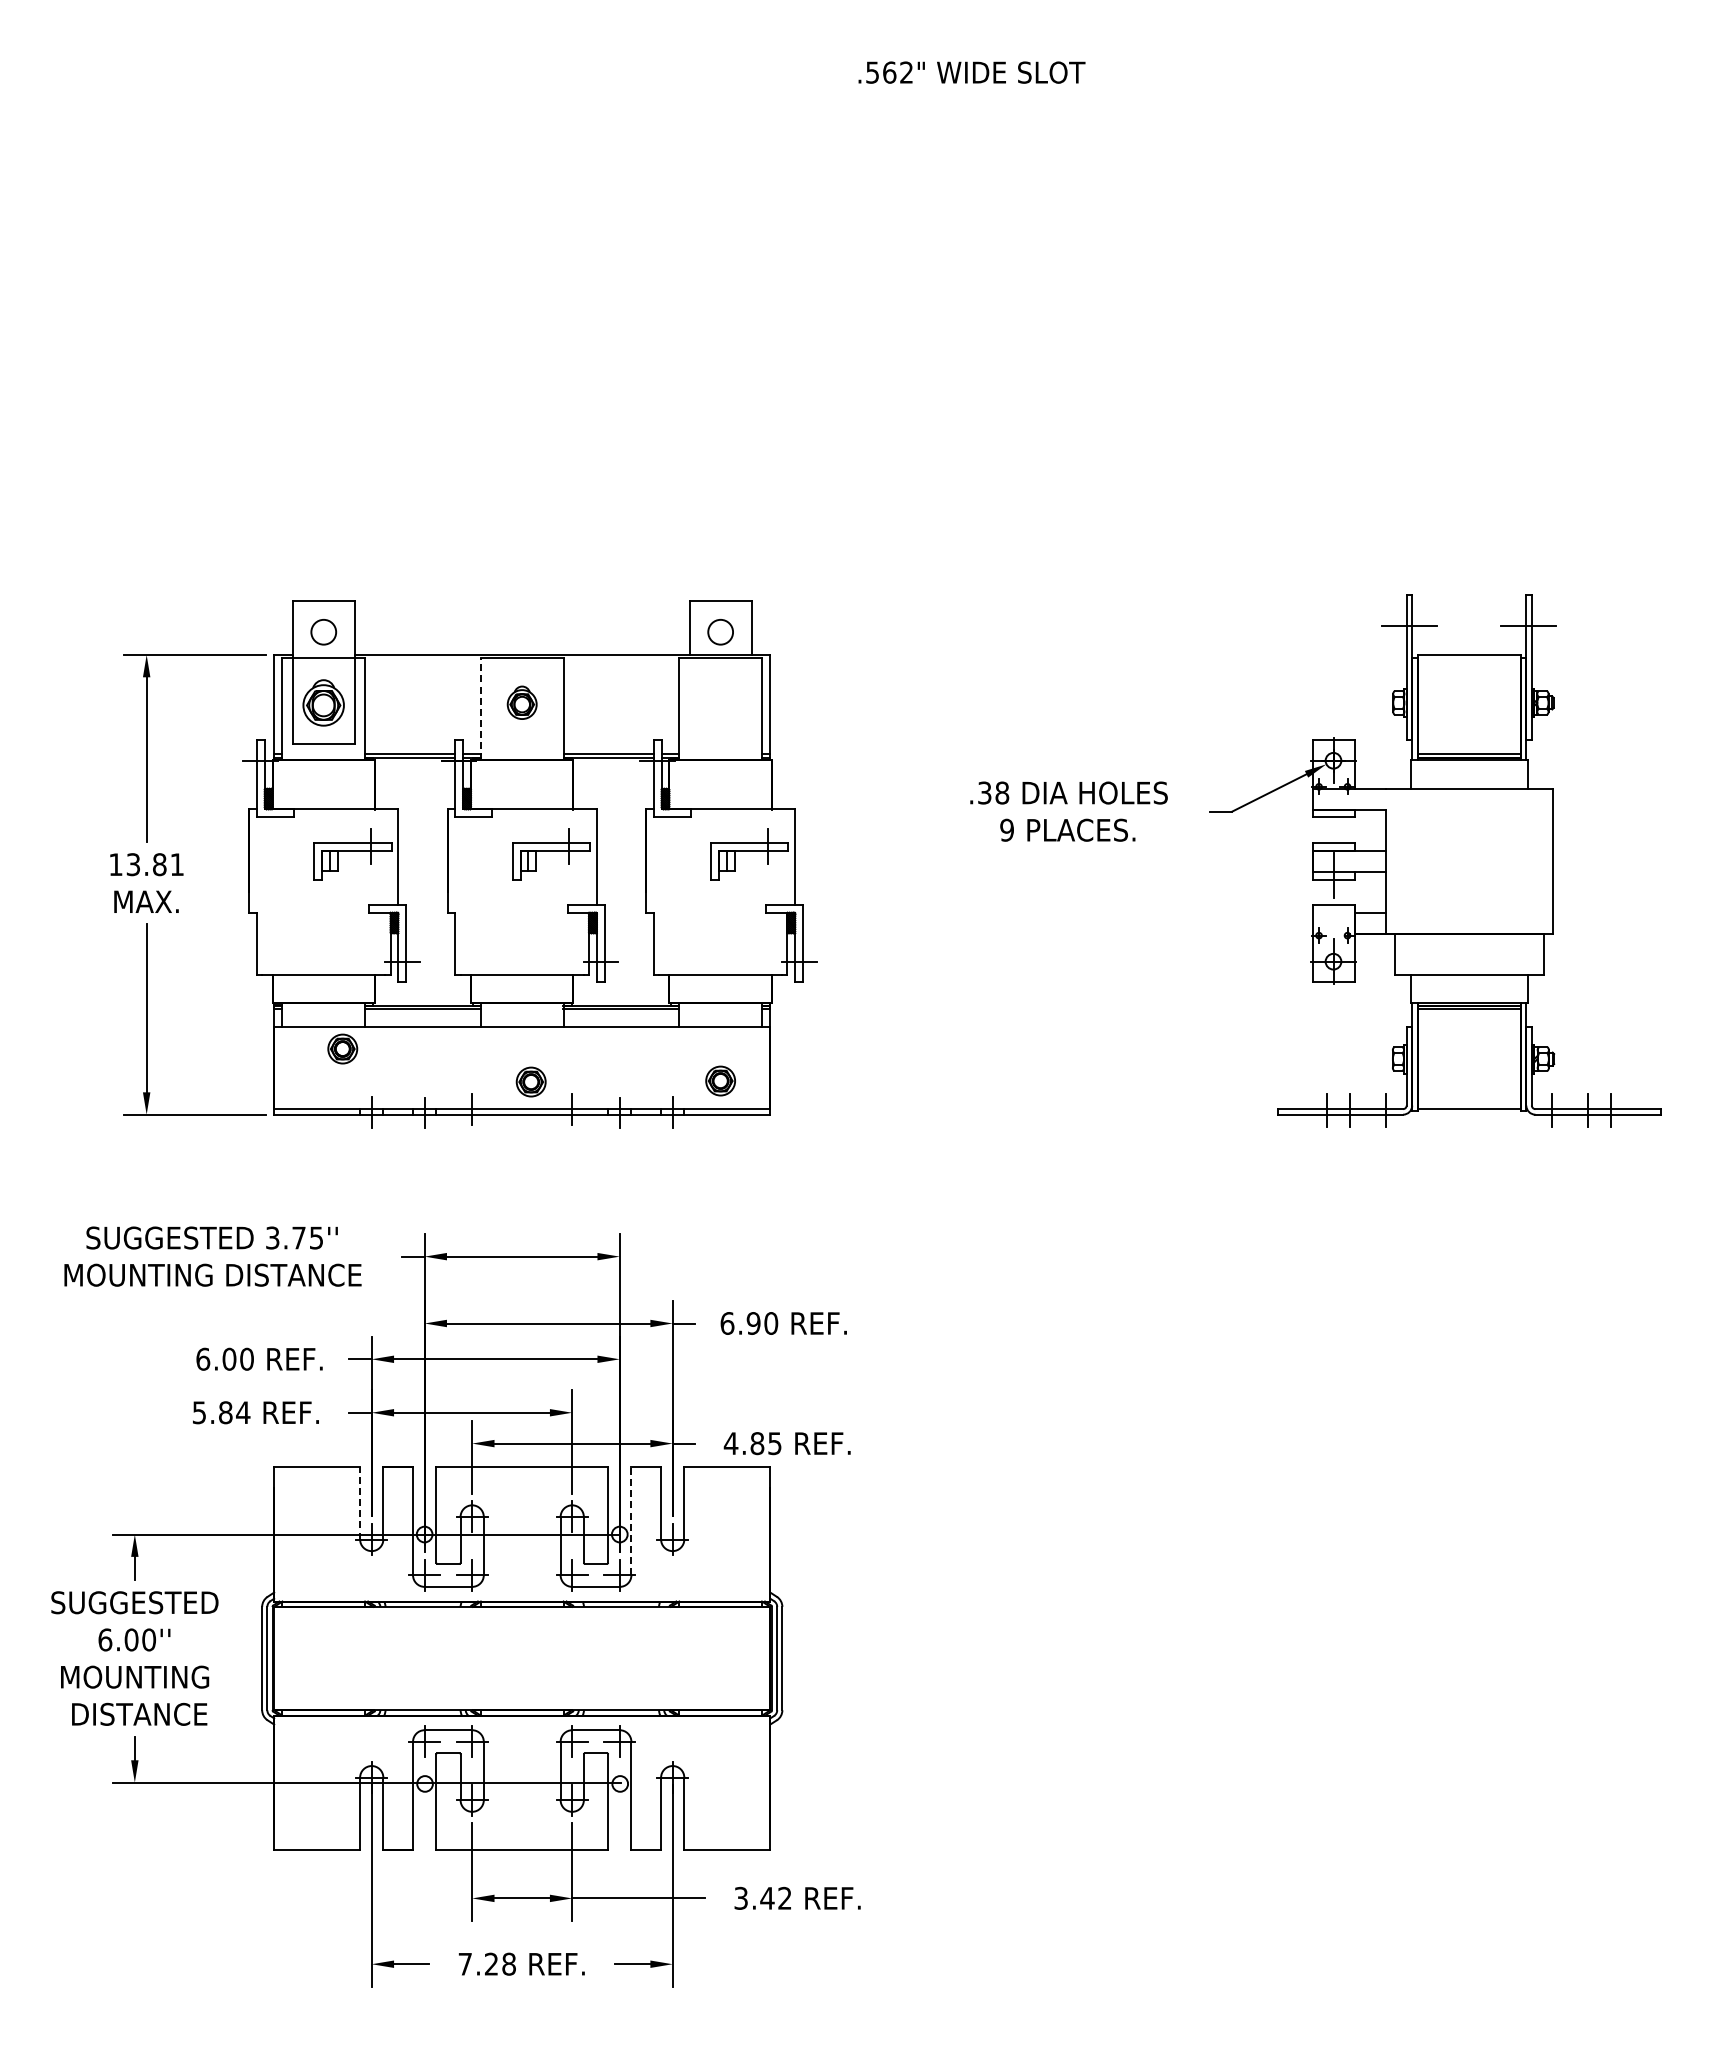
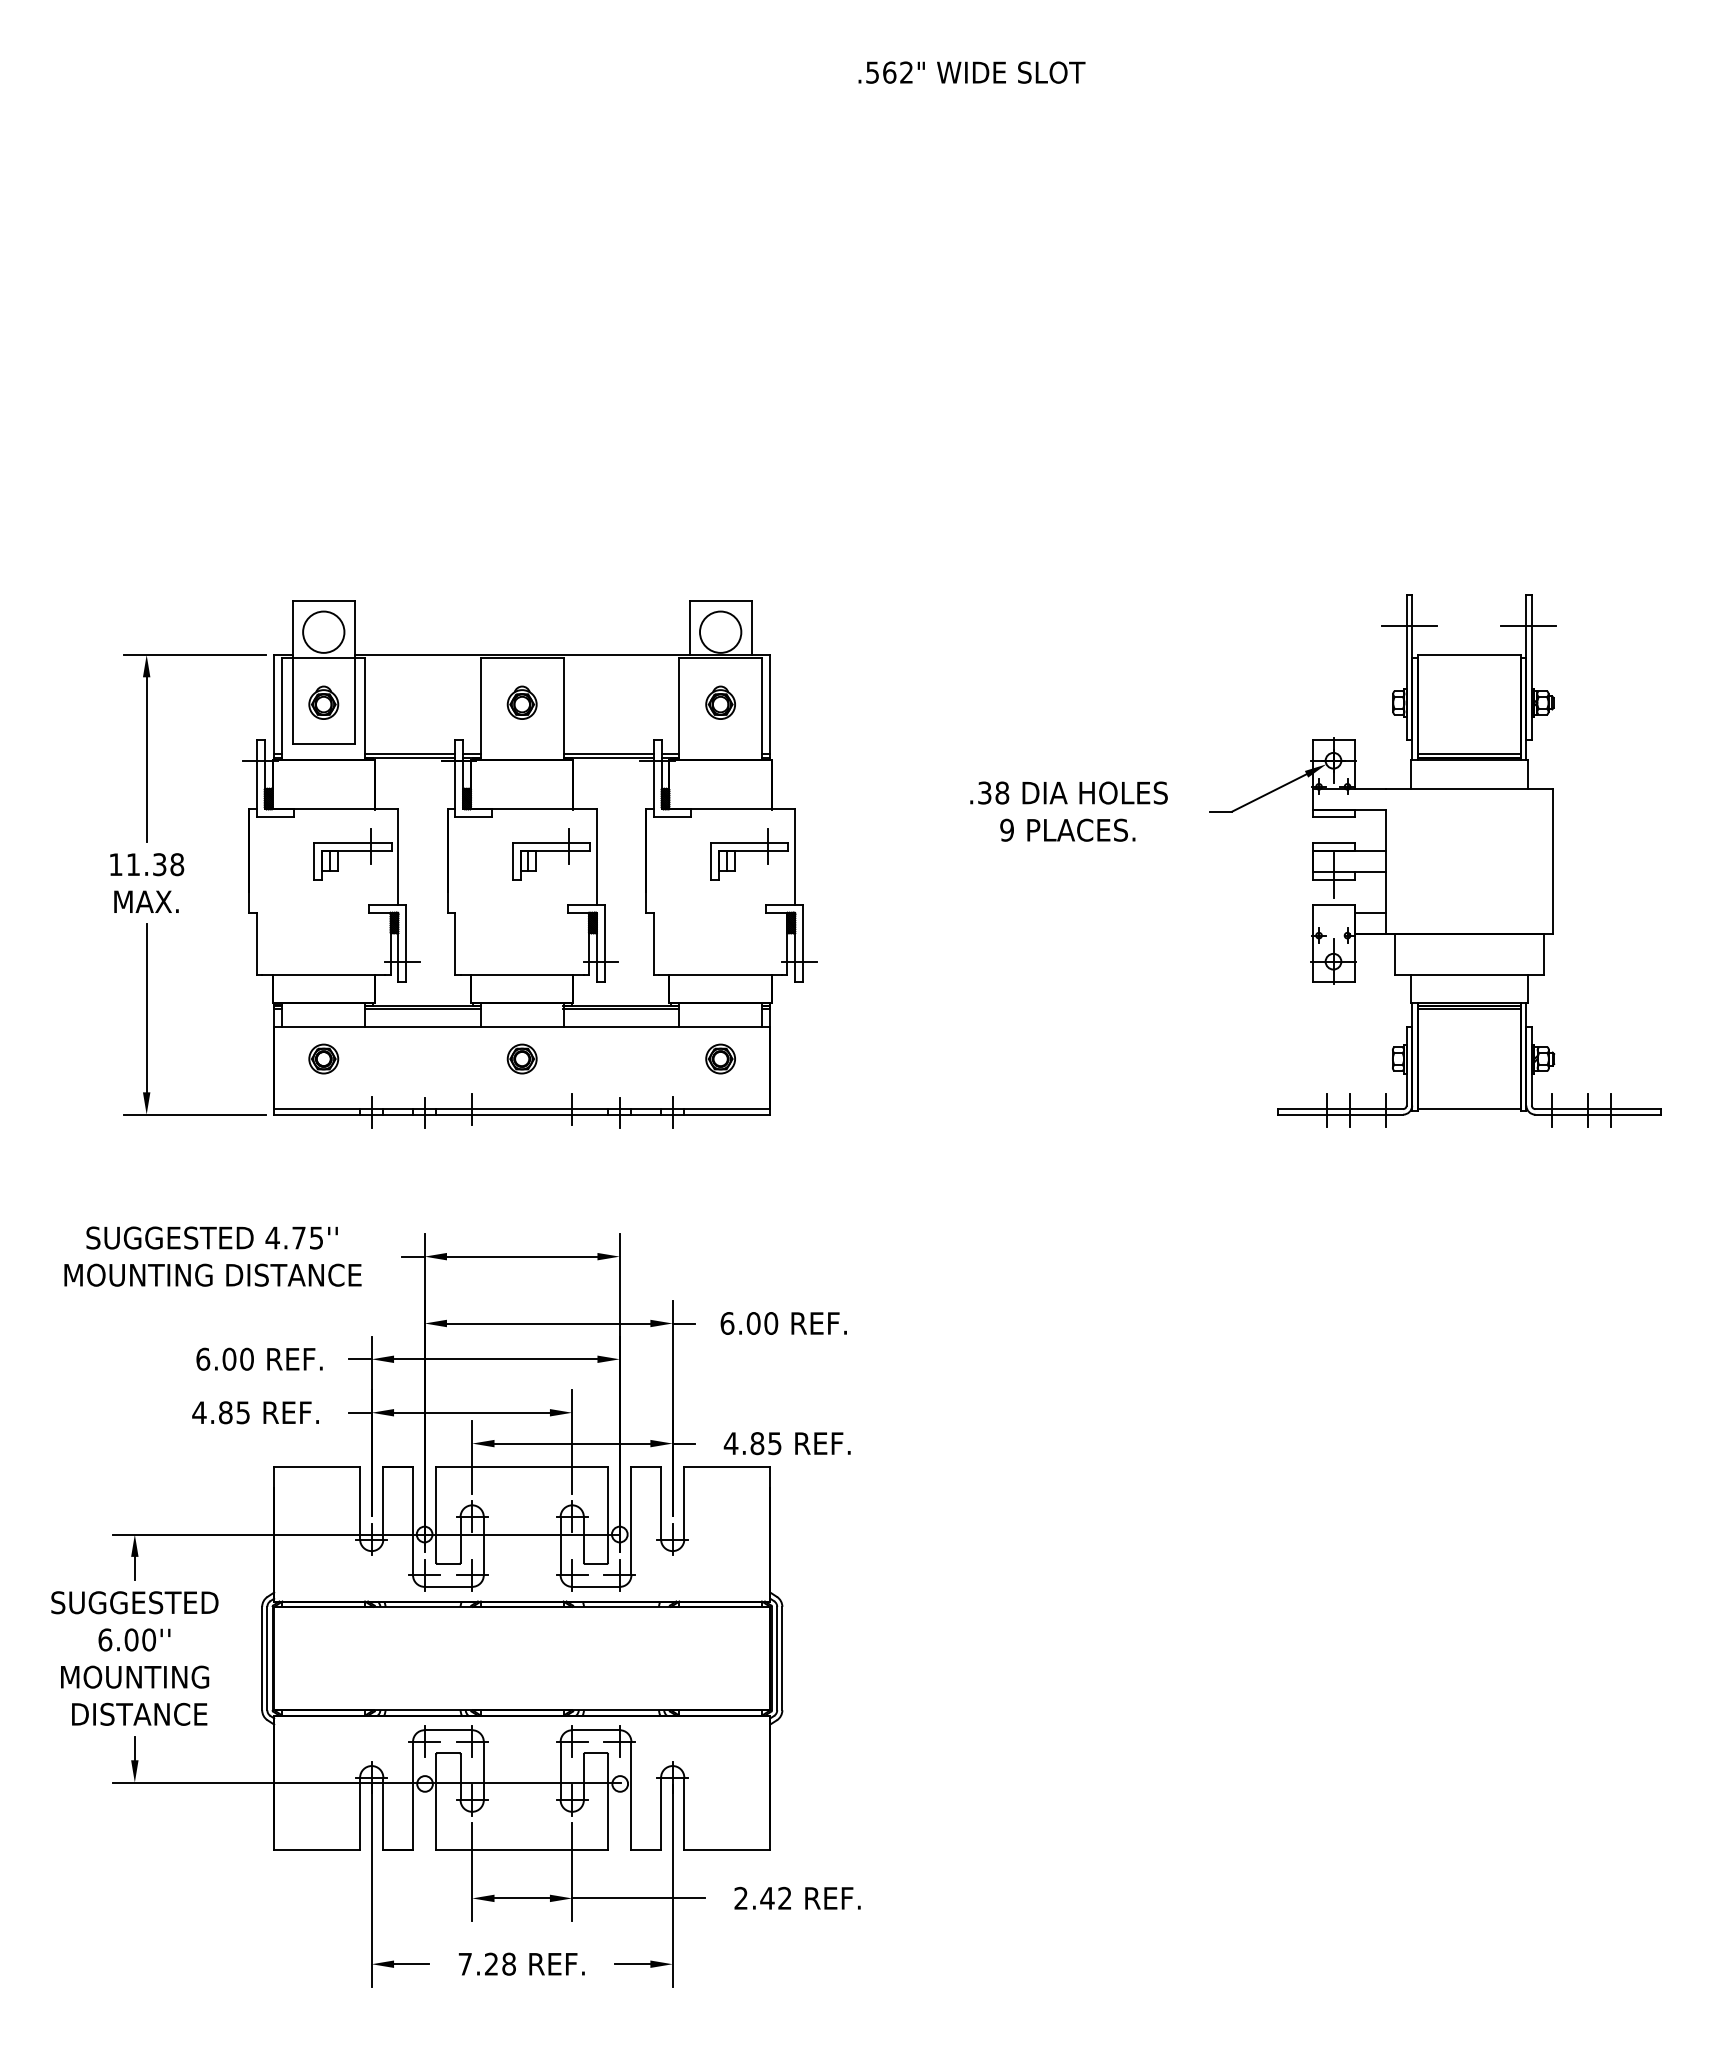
circle diameter: 25 px -> 41 px (323, 631)
circle diameter: 25 px -> 41 px (720, 631)
part size: 43x48 px -> 32x35 px (323, 702)
part: none -> present (720, 702)
line: dashed -> solid (480, 709)
text: 13.81 -> 11.38 (155, 864)
part position: (342, 1048) -> (323, 1058) (323, 1058)
part position: (720, 1080) -> (720, 1058) (720, 1058)
part position: (530, 1081) -> (521, 1058) (521, 1058)
text: 3.75'' -> 4.75'' (272, 1237)
text: 6.90 -> 6.00 (753, 1323)
text: 5.84 -> 4.85 (221, 1412)
line: dashed -> solid (360, 1502)
line: dashed -> solid (631, 1520)
text: 3.42 -> 2.42 (740, 1898)
